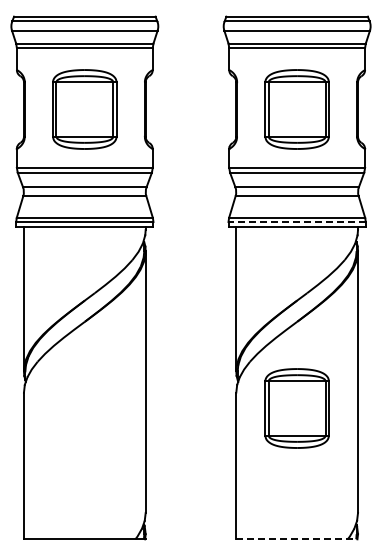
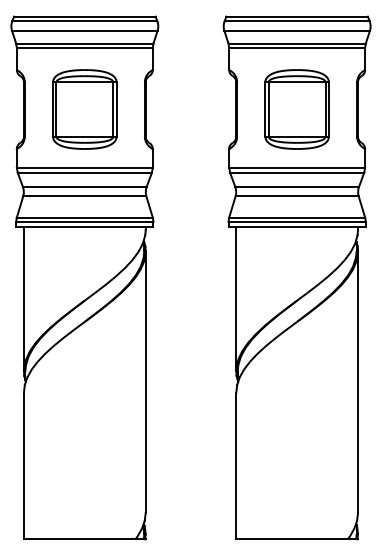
line: dashed -> solid (297, 222)
part: present -> none (296, 408)
line: dashed -> solid (297, 539)
